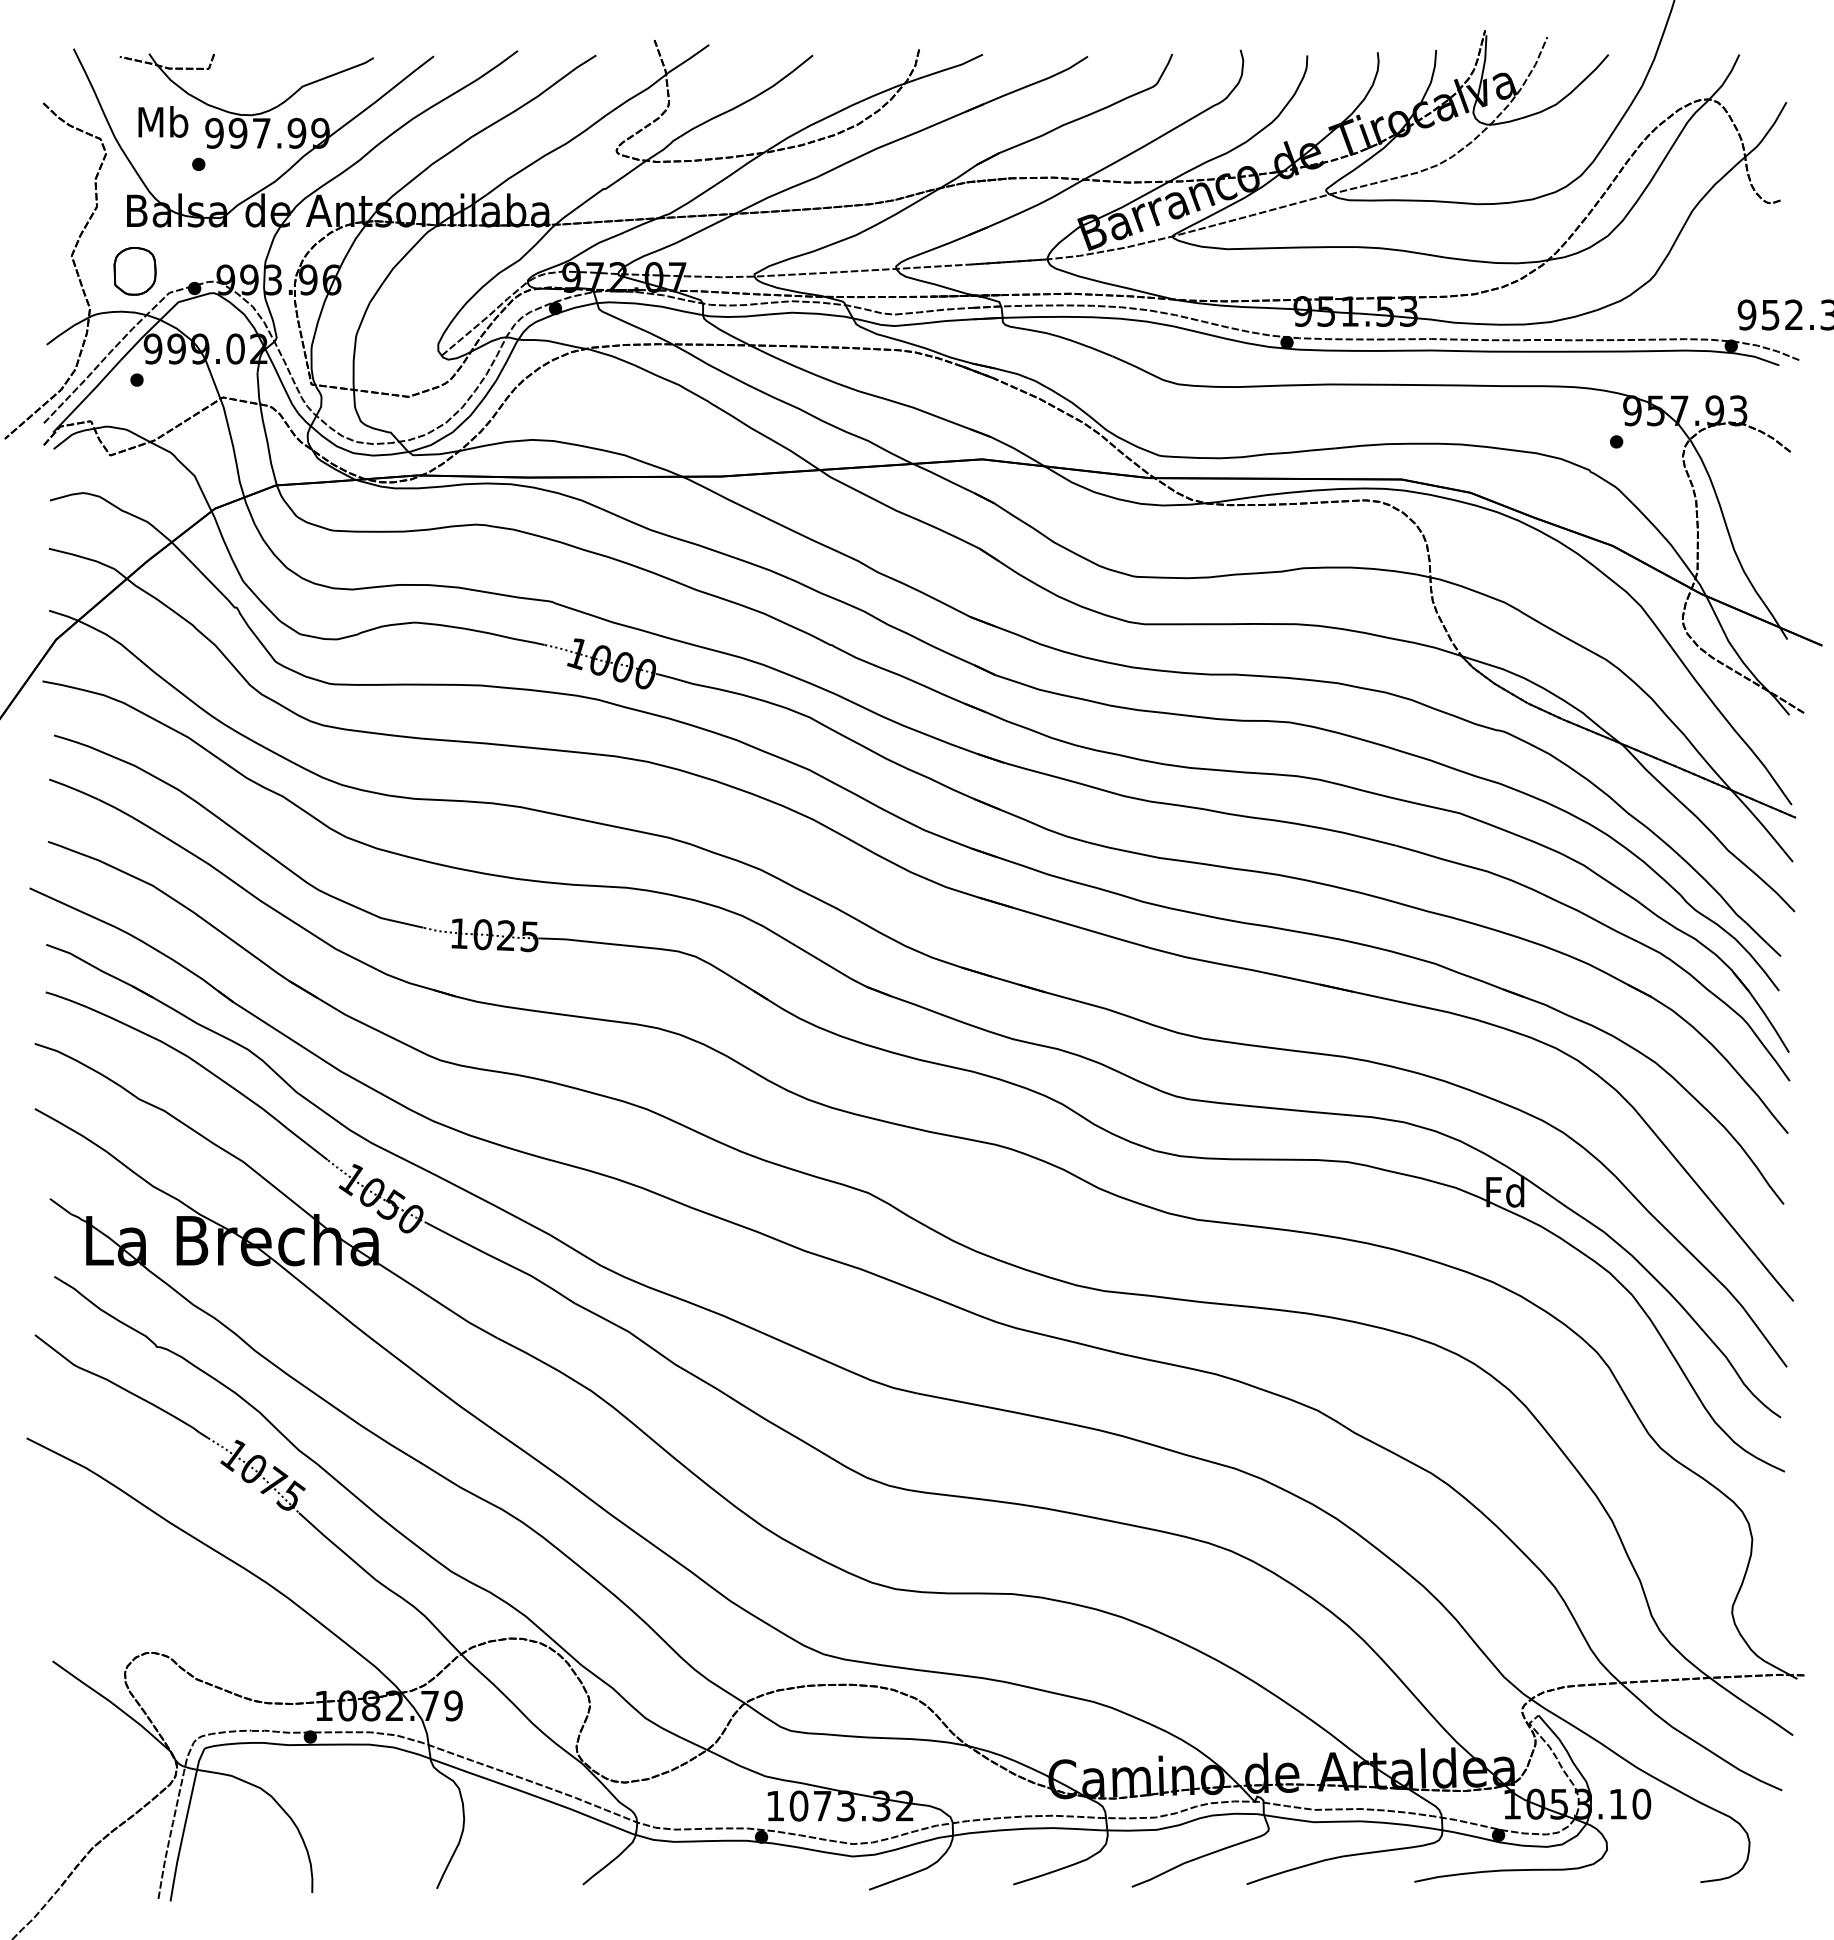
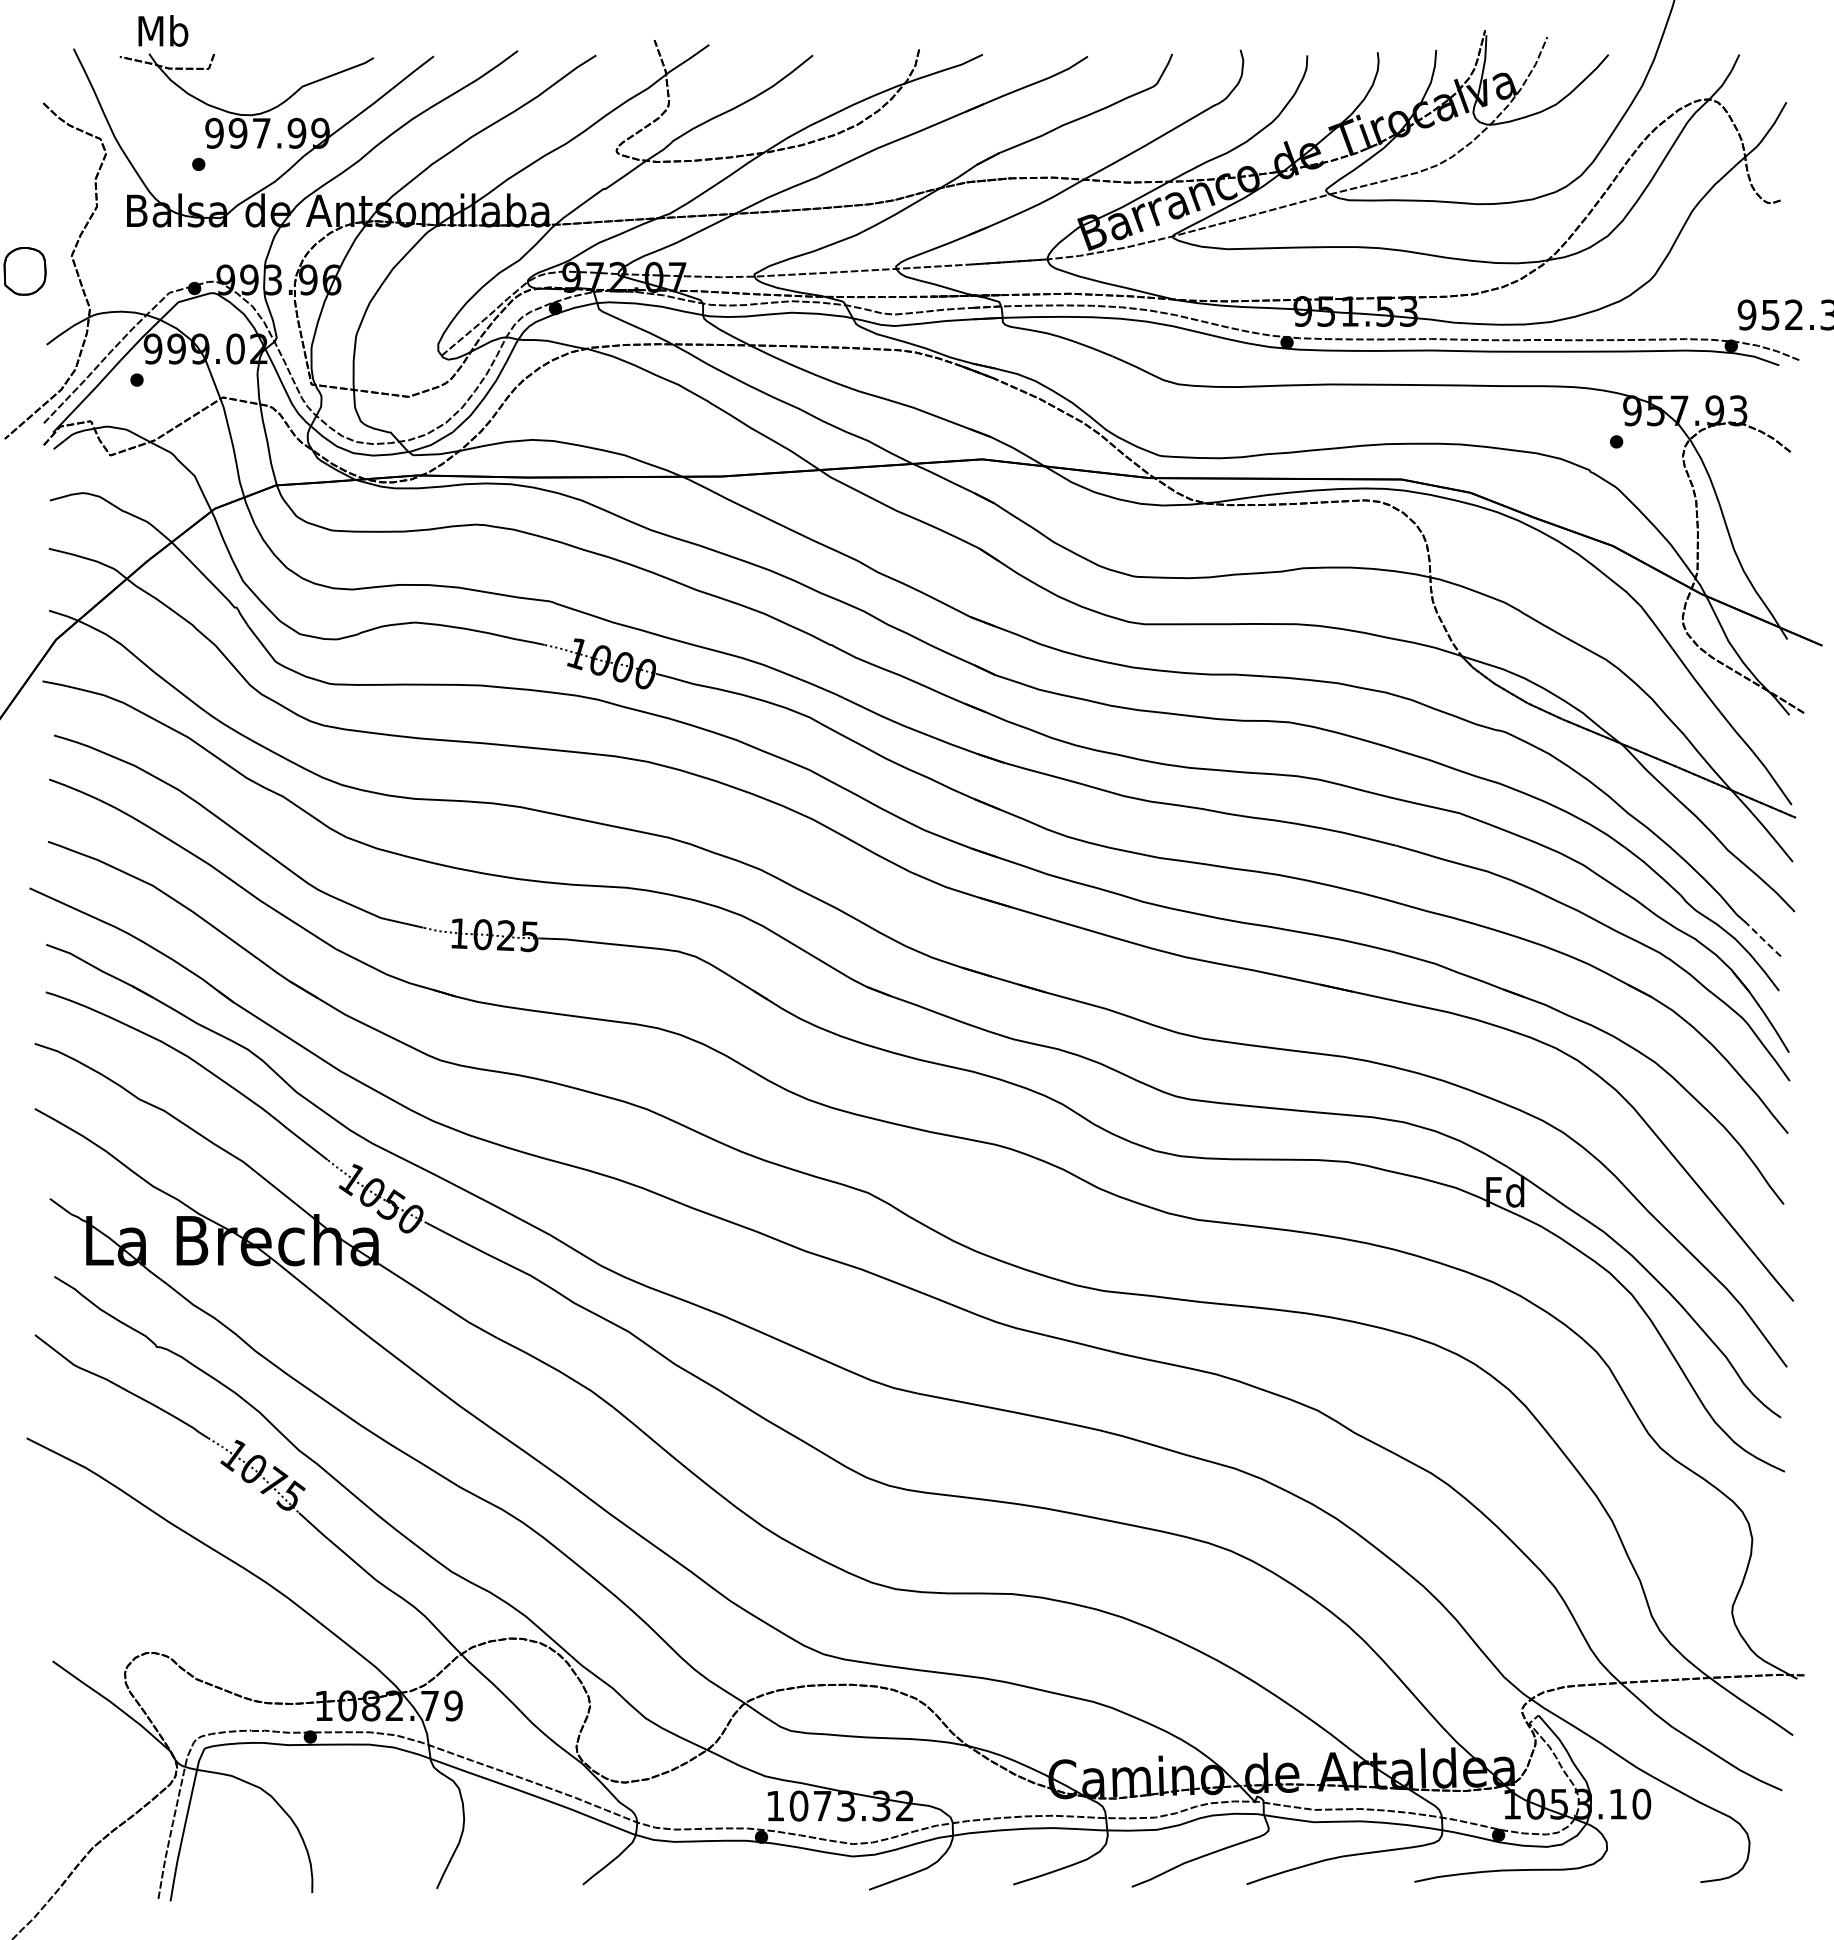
text position: (163, 121) -> (163, 30) (163, 30)
part position: (134, 271) -> (24, 271) (24, 271)
line: solid -> dashed (1762, 939)
